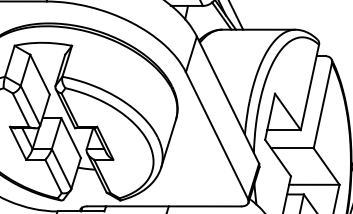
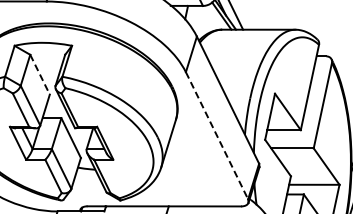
line: solid -> dashed (40, 75)
line: solid -> dashed (217, 135)
